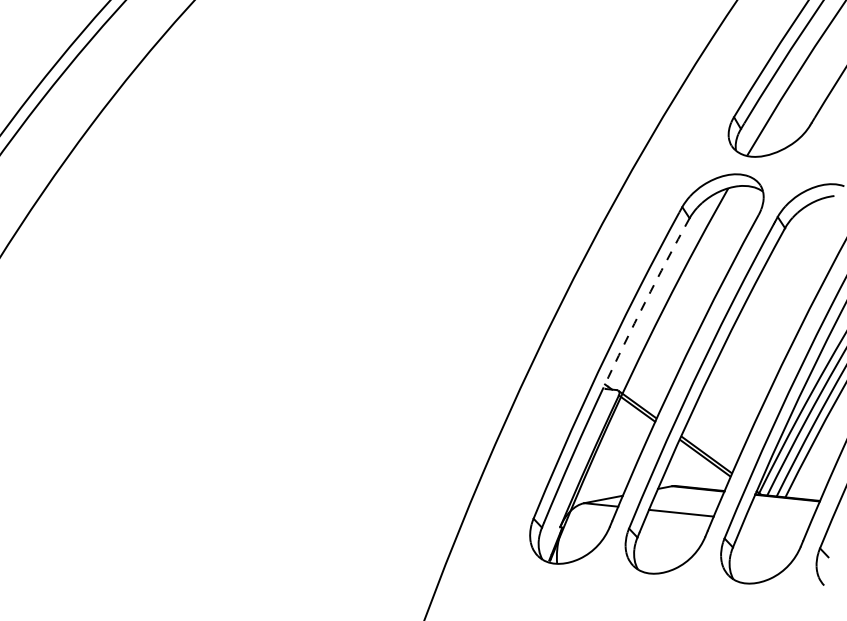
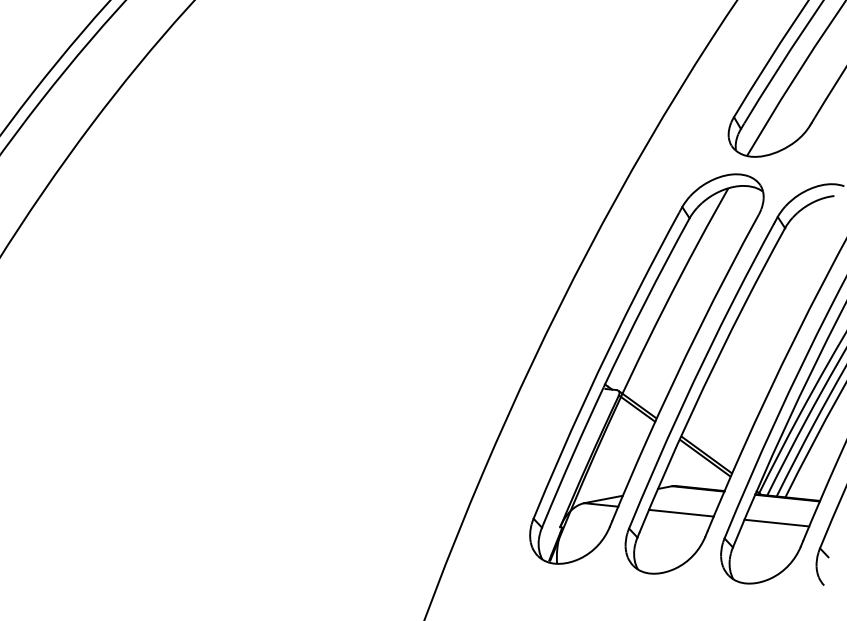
arc: dashed -> solid (645, 302)
line: none -> present (776, 522)
